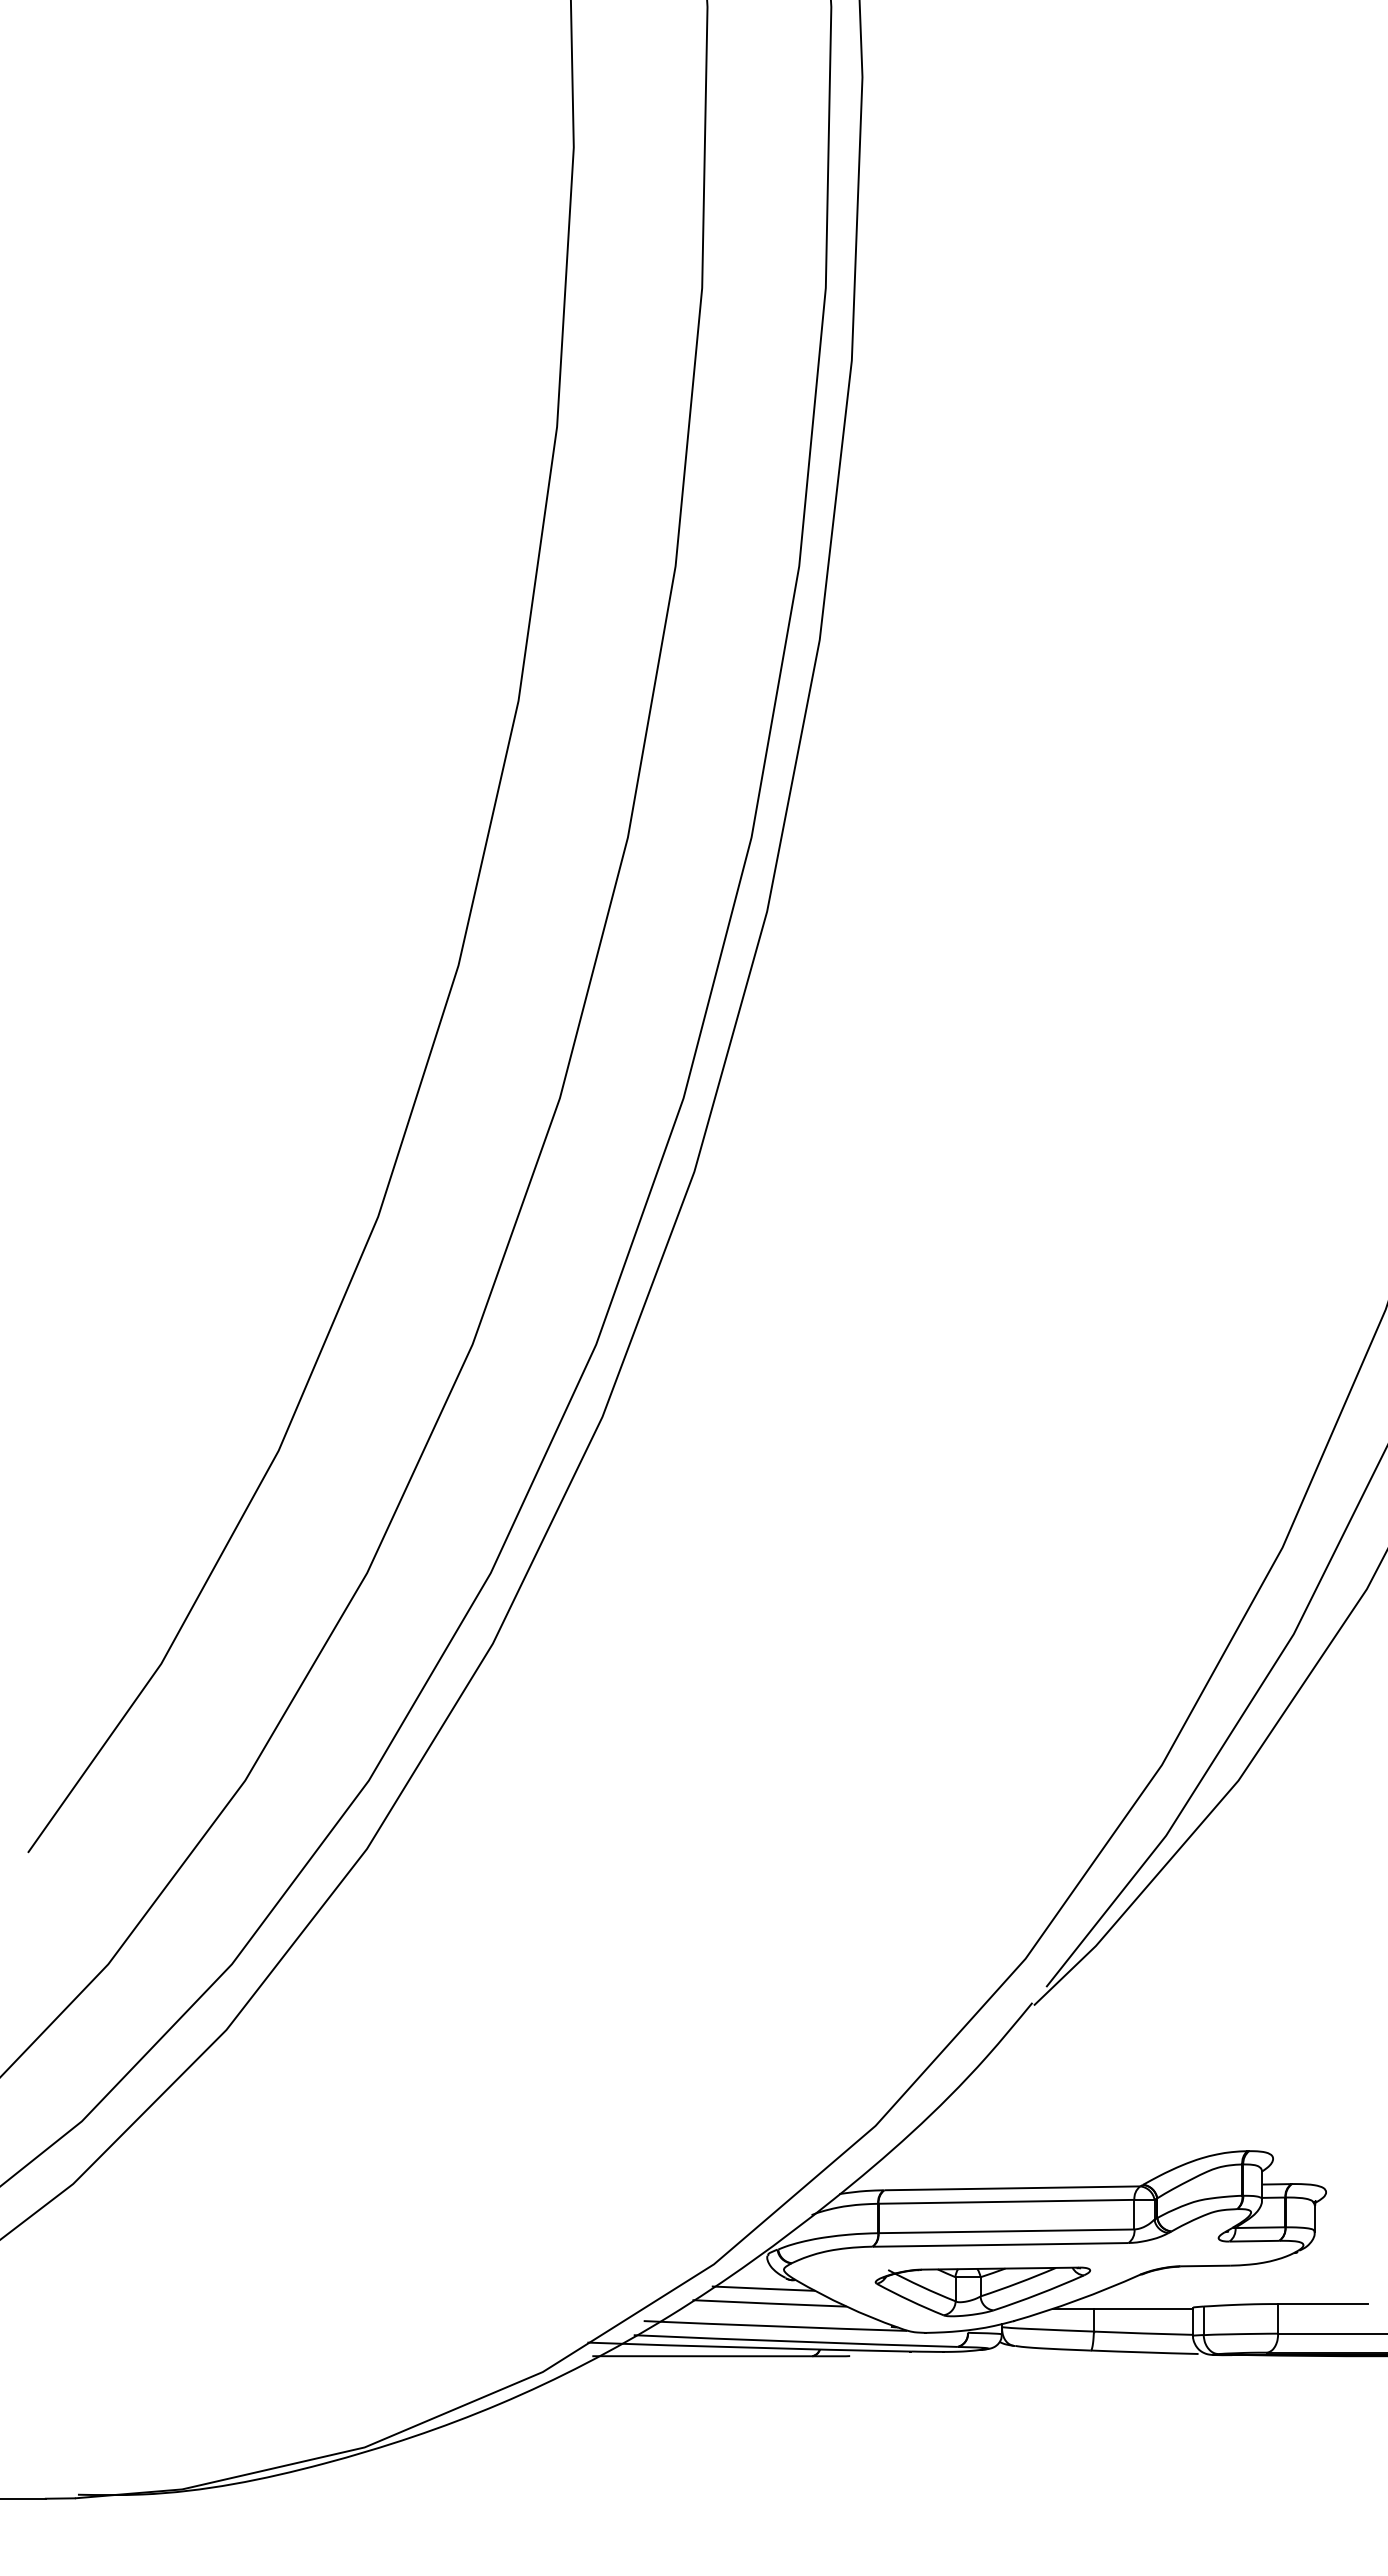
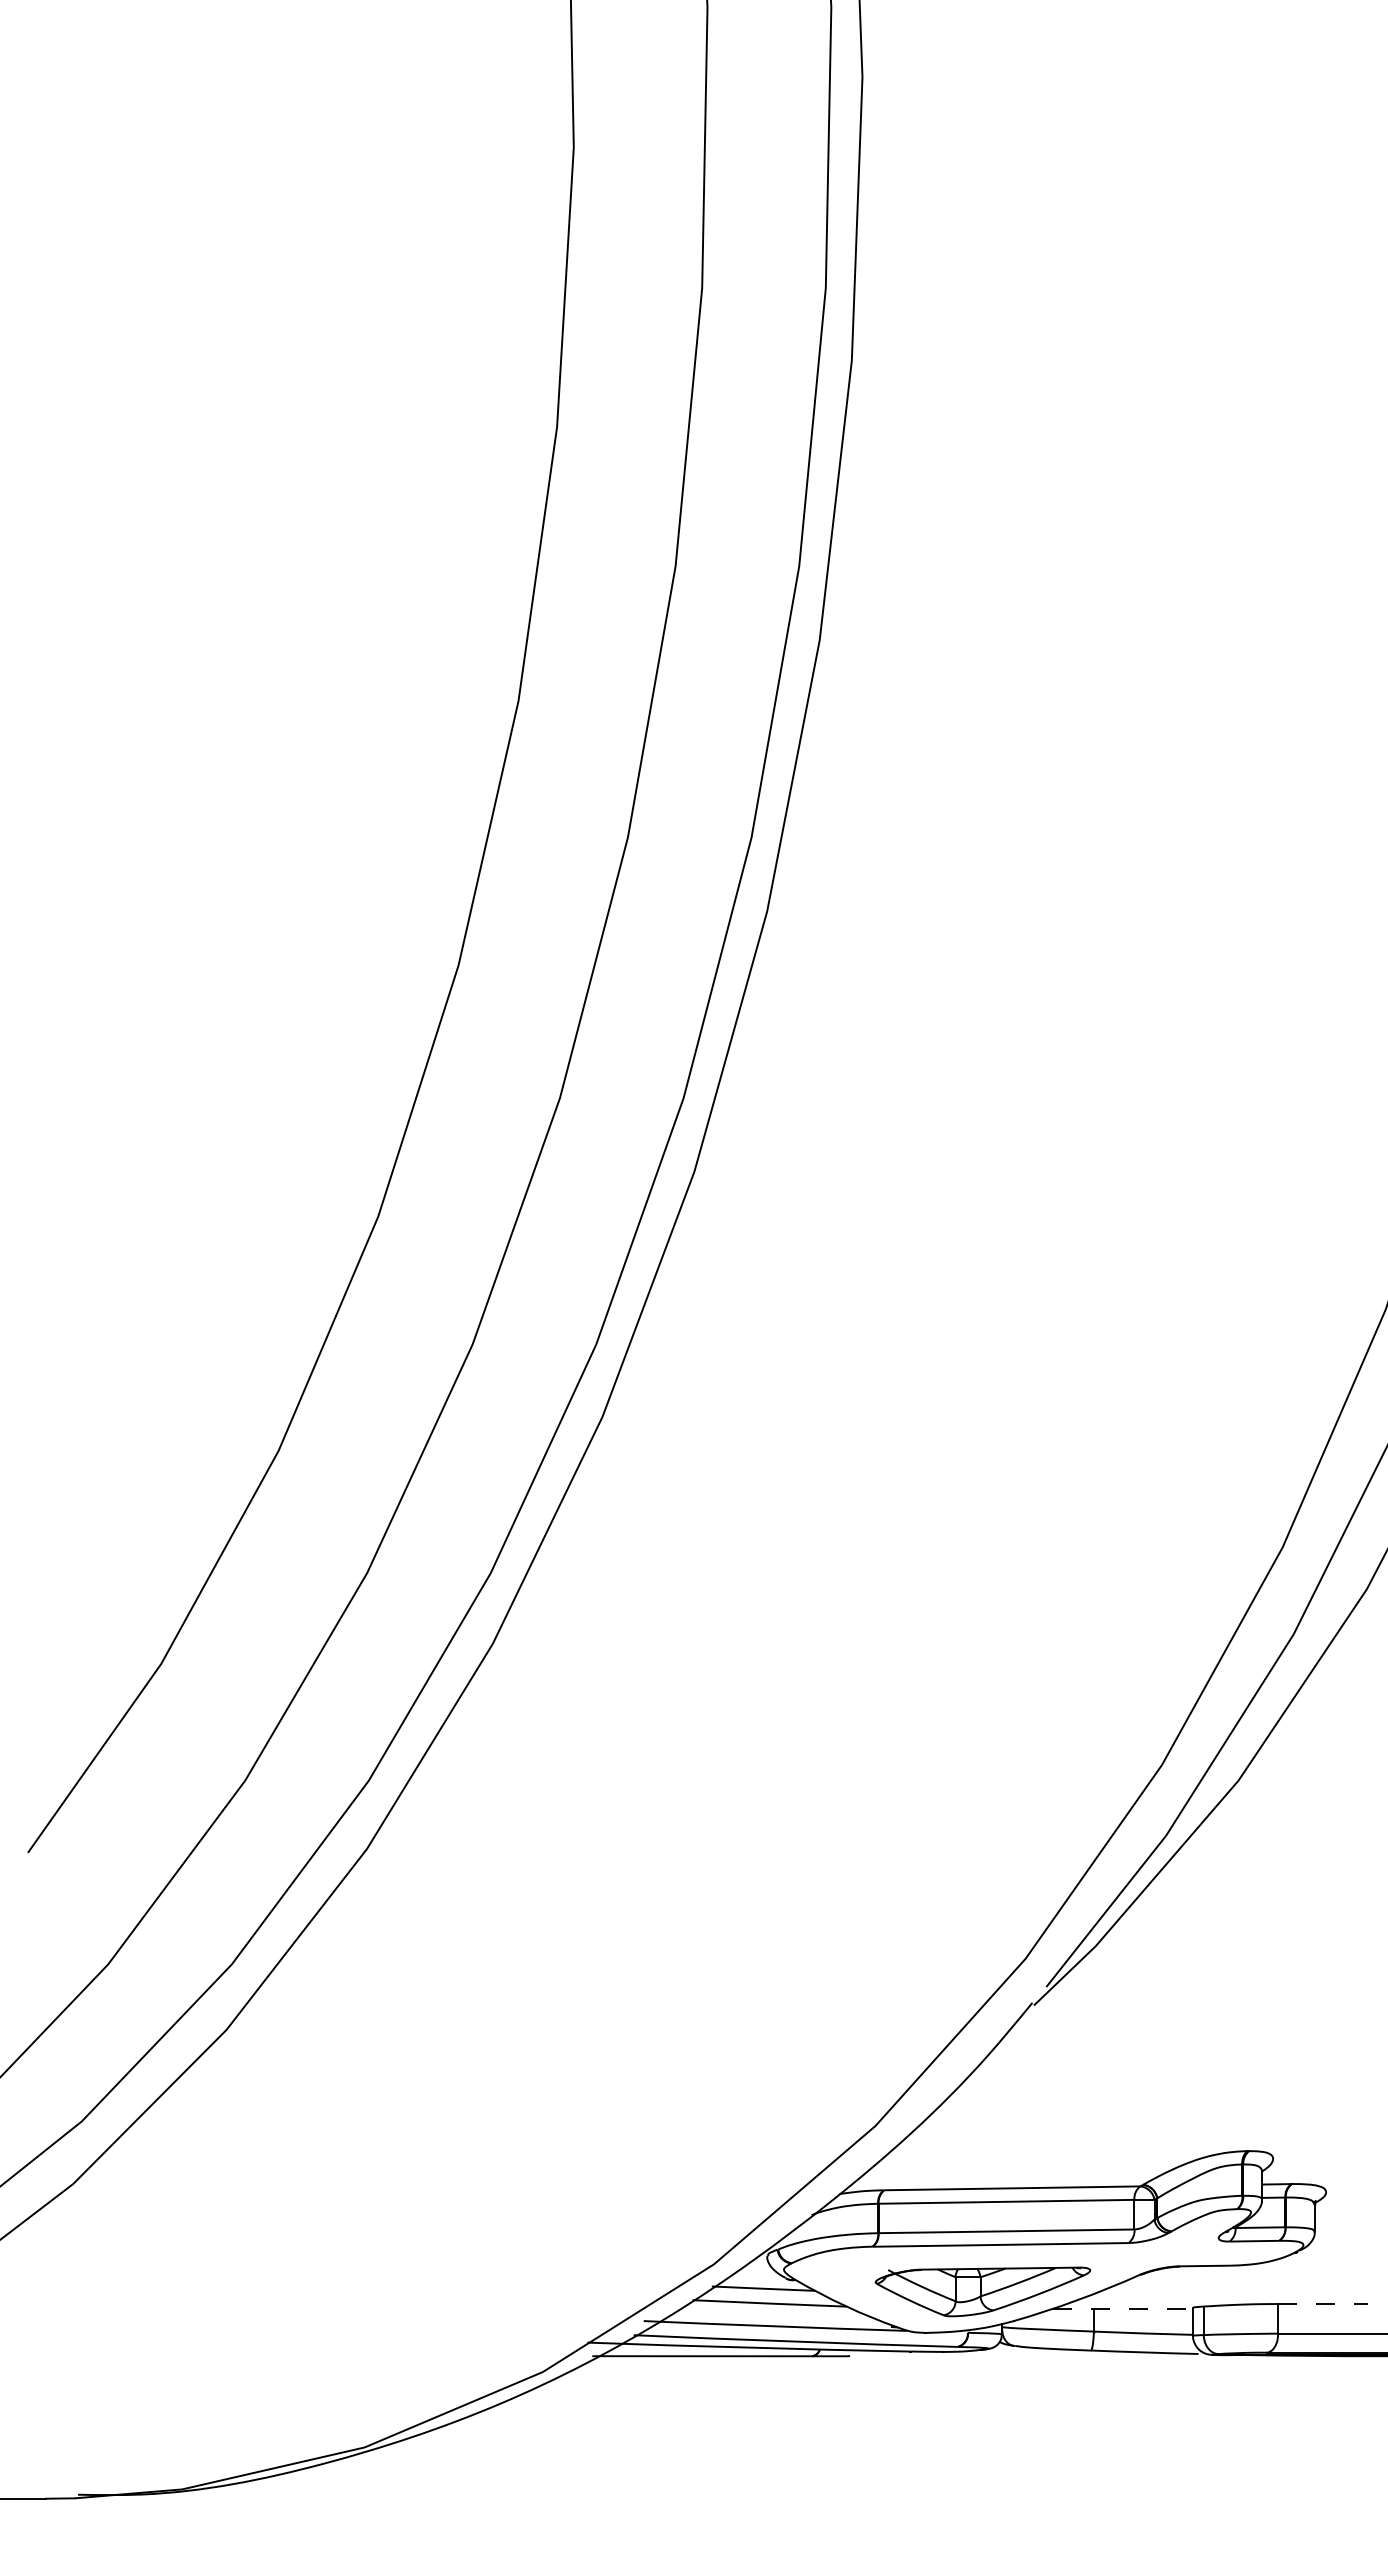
line: solid -> dashed (1323, 2304)
line: solid -> dashed (1123, 2308)
